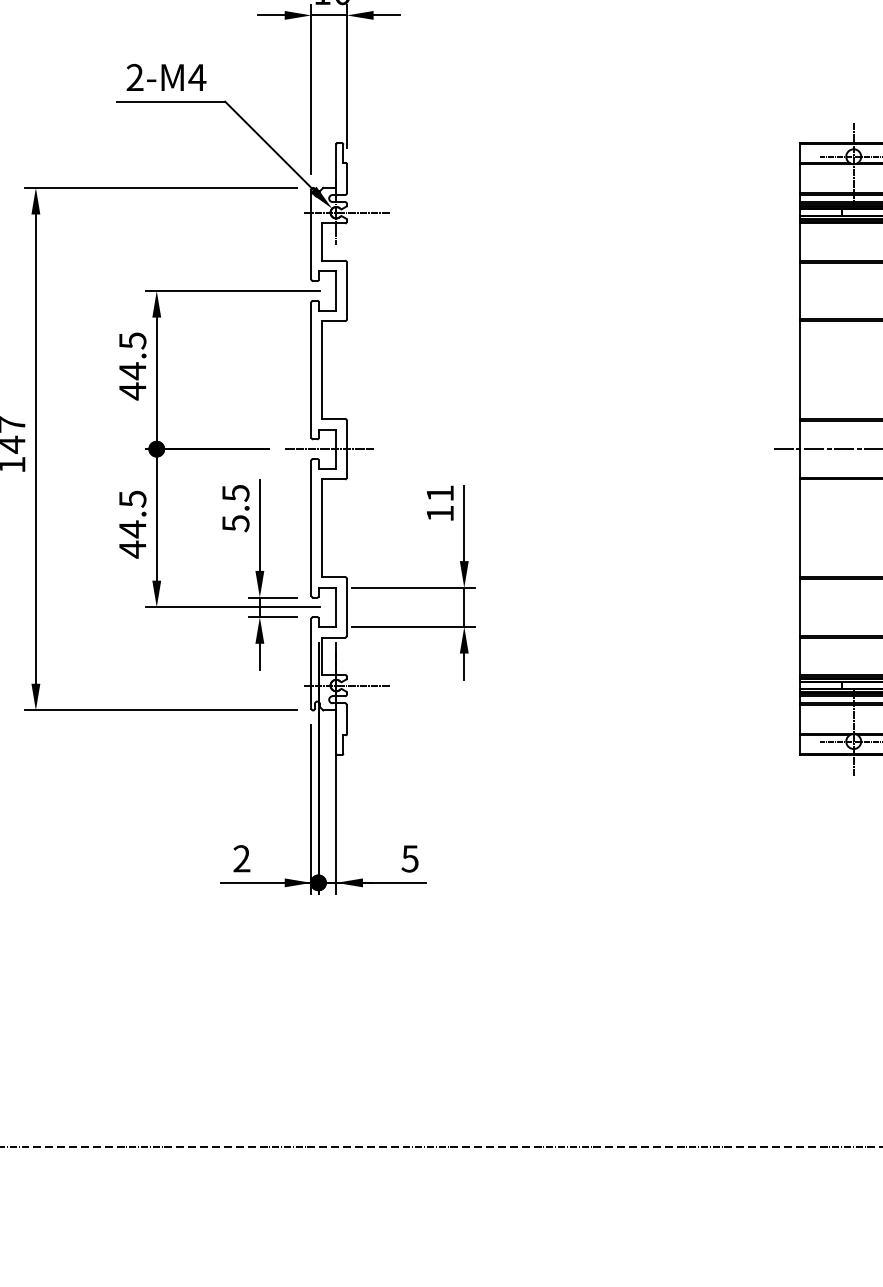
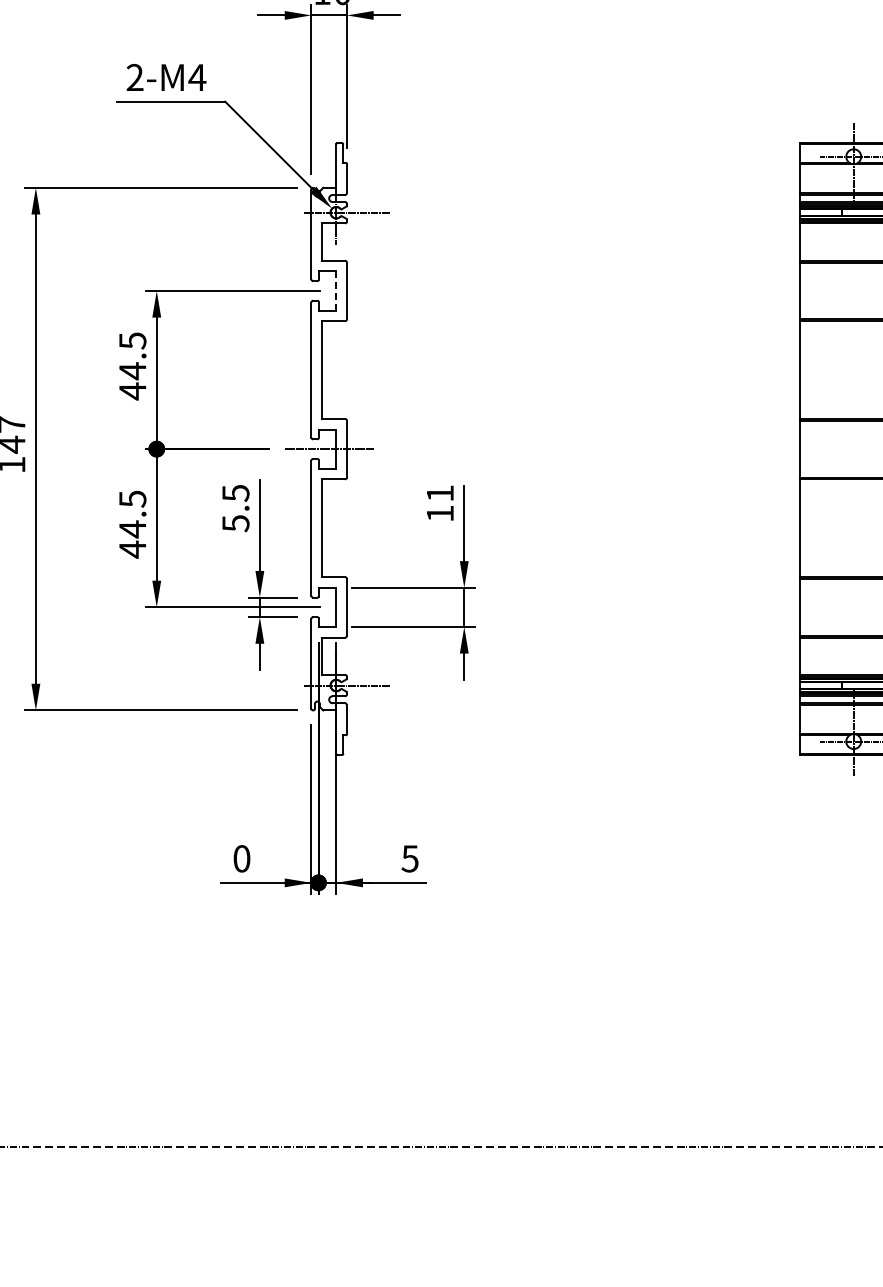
line: solid -> dashed (336, 290)
line: present -> none (826, 449)
text: 2 -> 0 (241, 858)
